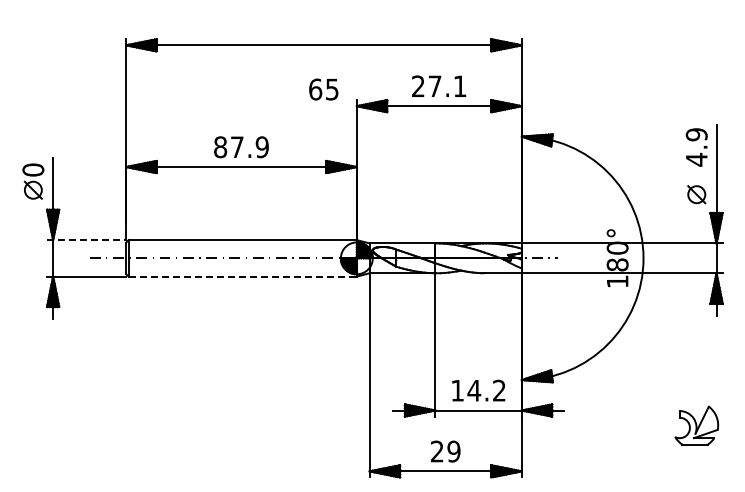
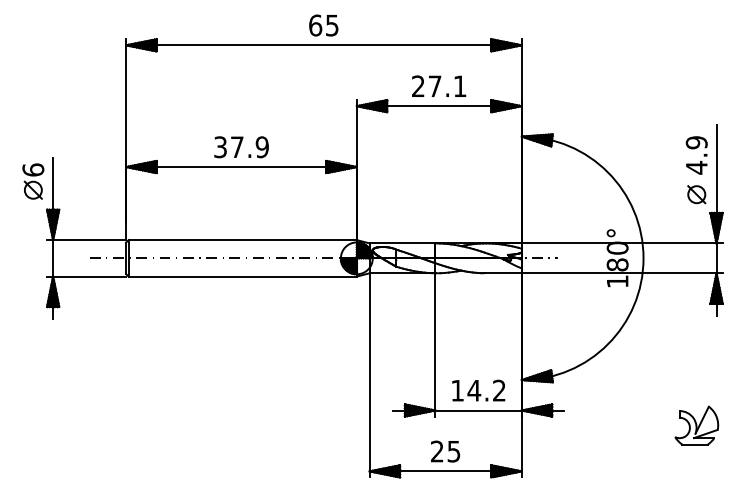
text position: (323, 89) -> (323, 25) (323, 25)
text: 87.9 -> 37.9 (220, 147)
text position: (696, 147) -> (696, 155) (696, 155)
text: 0 -> 6 (33, 169)
line: dashed -> solid (86, 240)
line: dashed -> solid (243, 276)
text: 29 -> 25 (453, 451)
